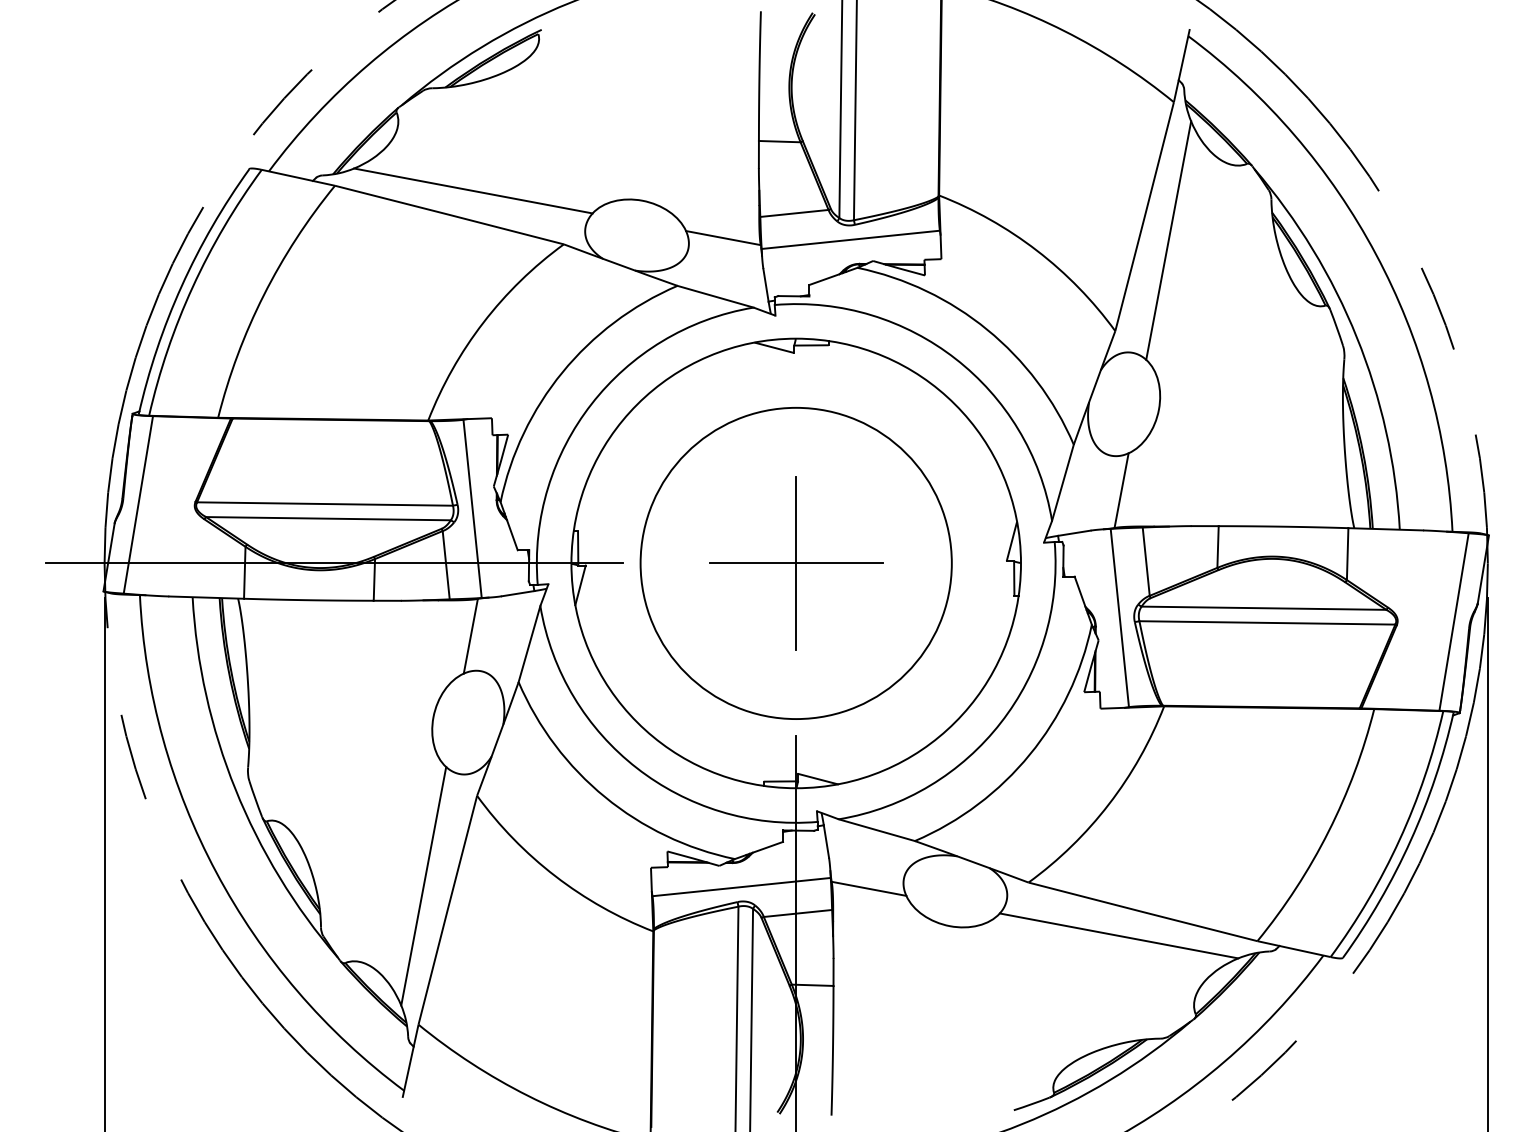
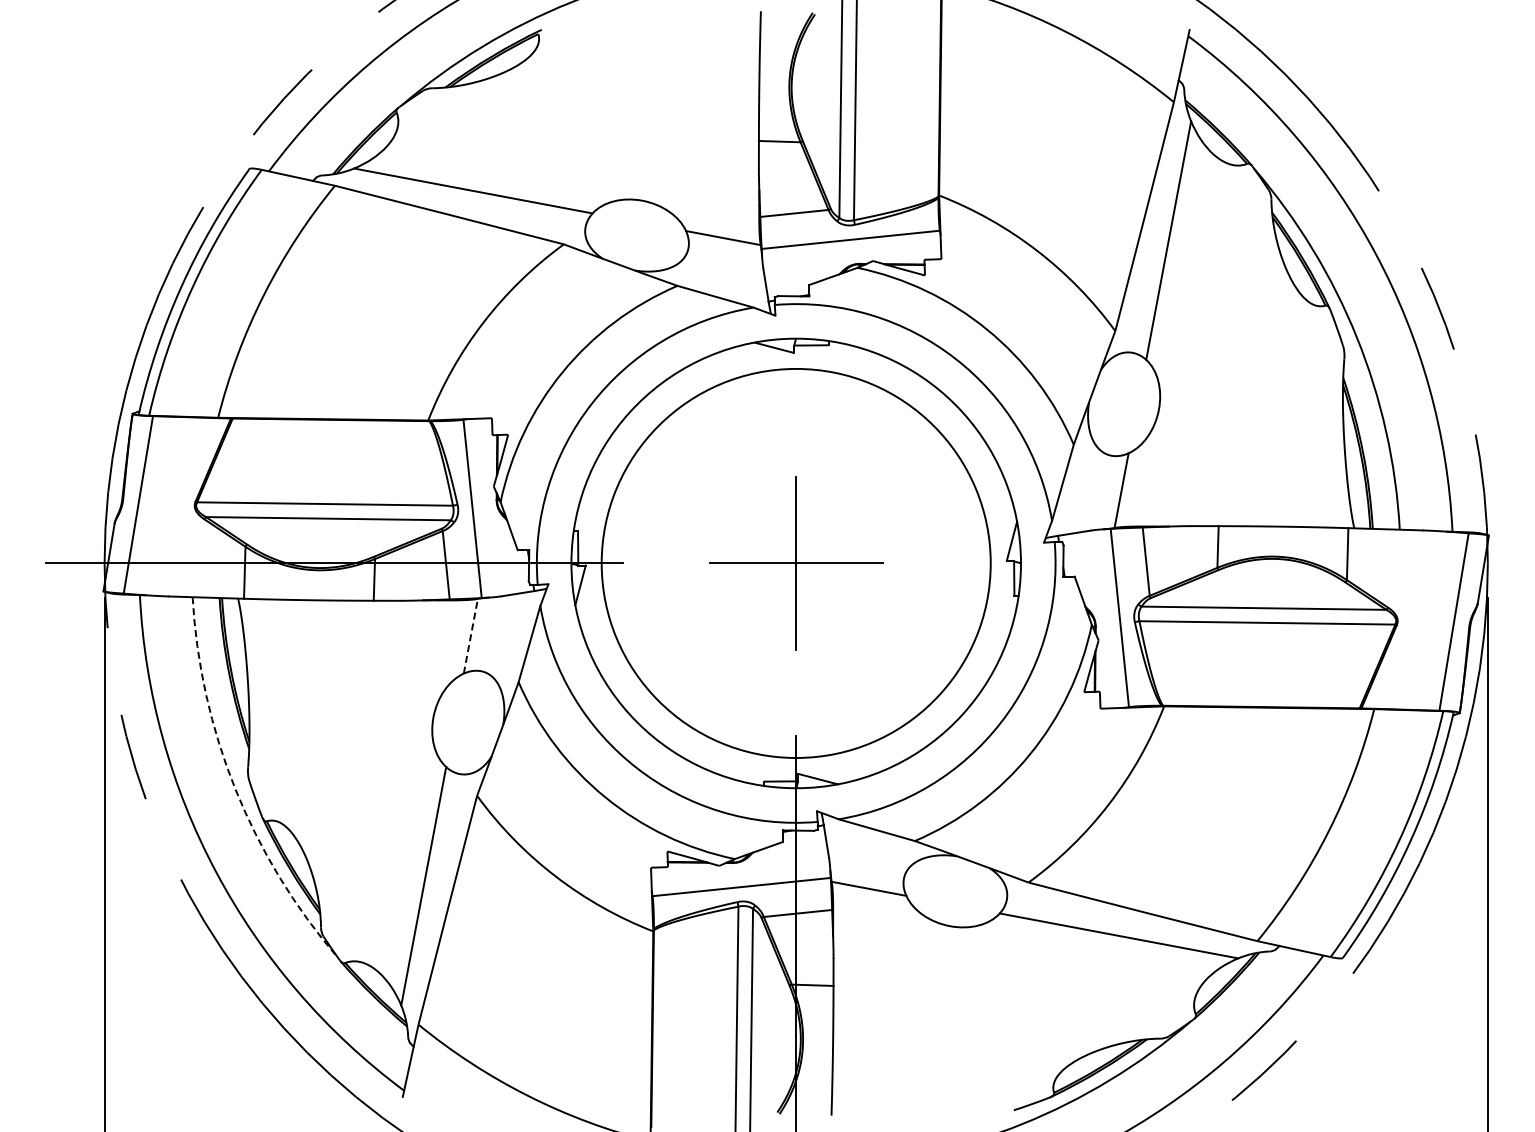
circle diameter: 311 px -> 389 px (795, 562)
line: solid -> dashed (470, 635)
arc: solid -> dashed (235, 789)
